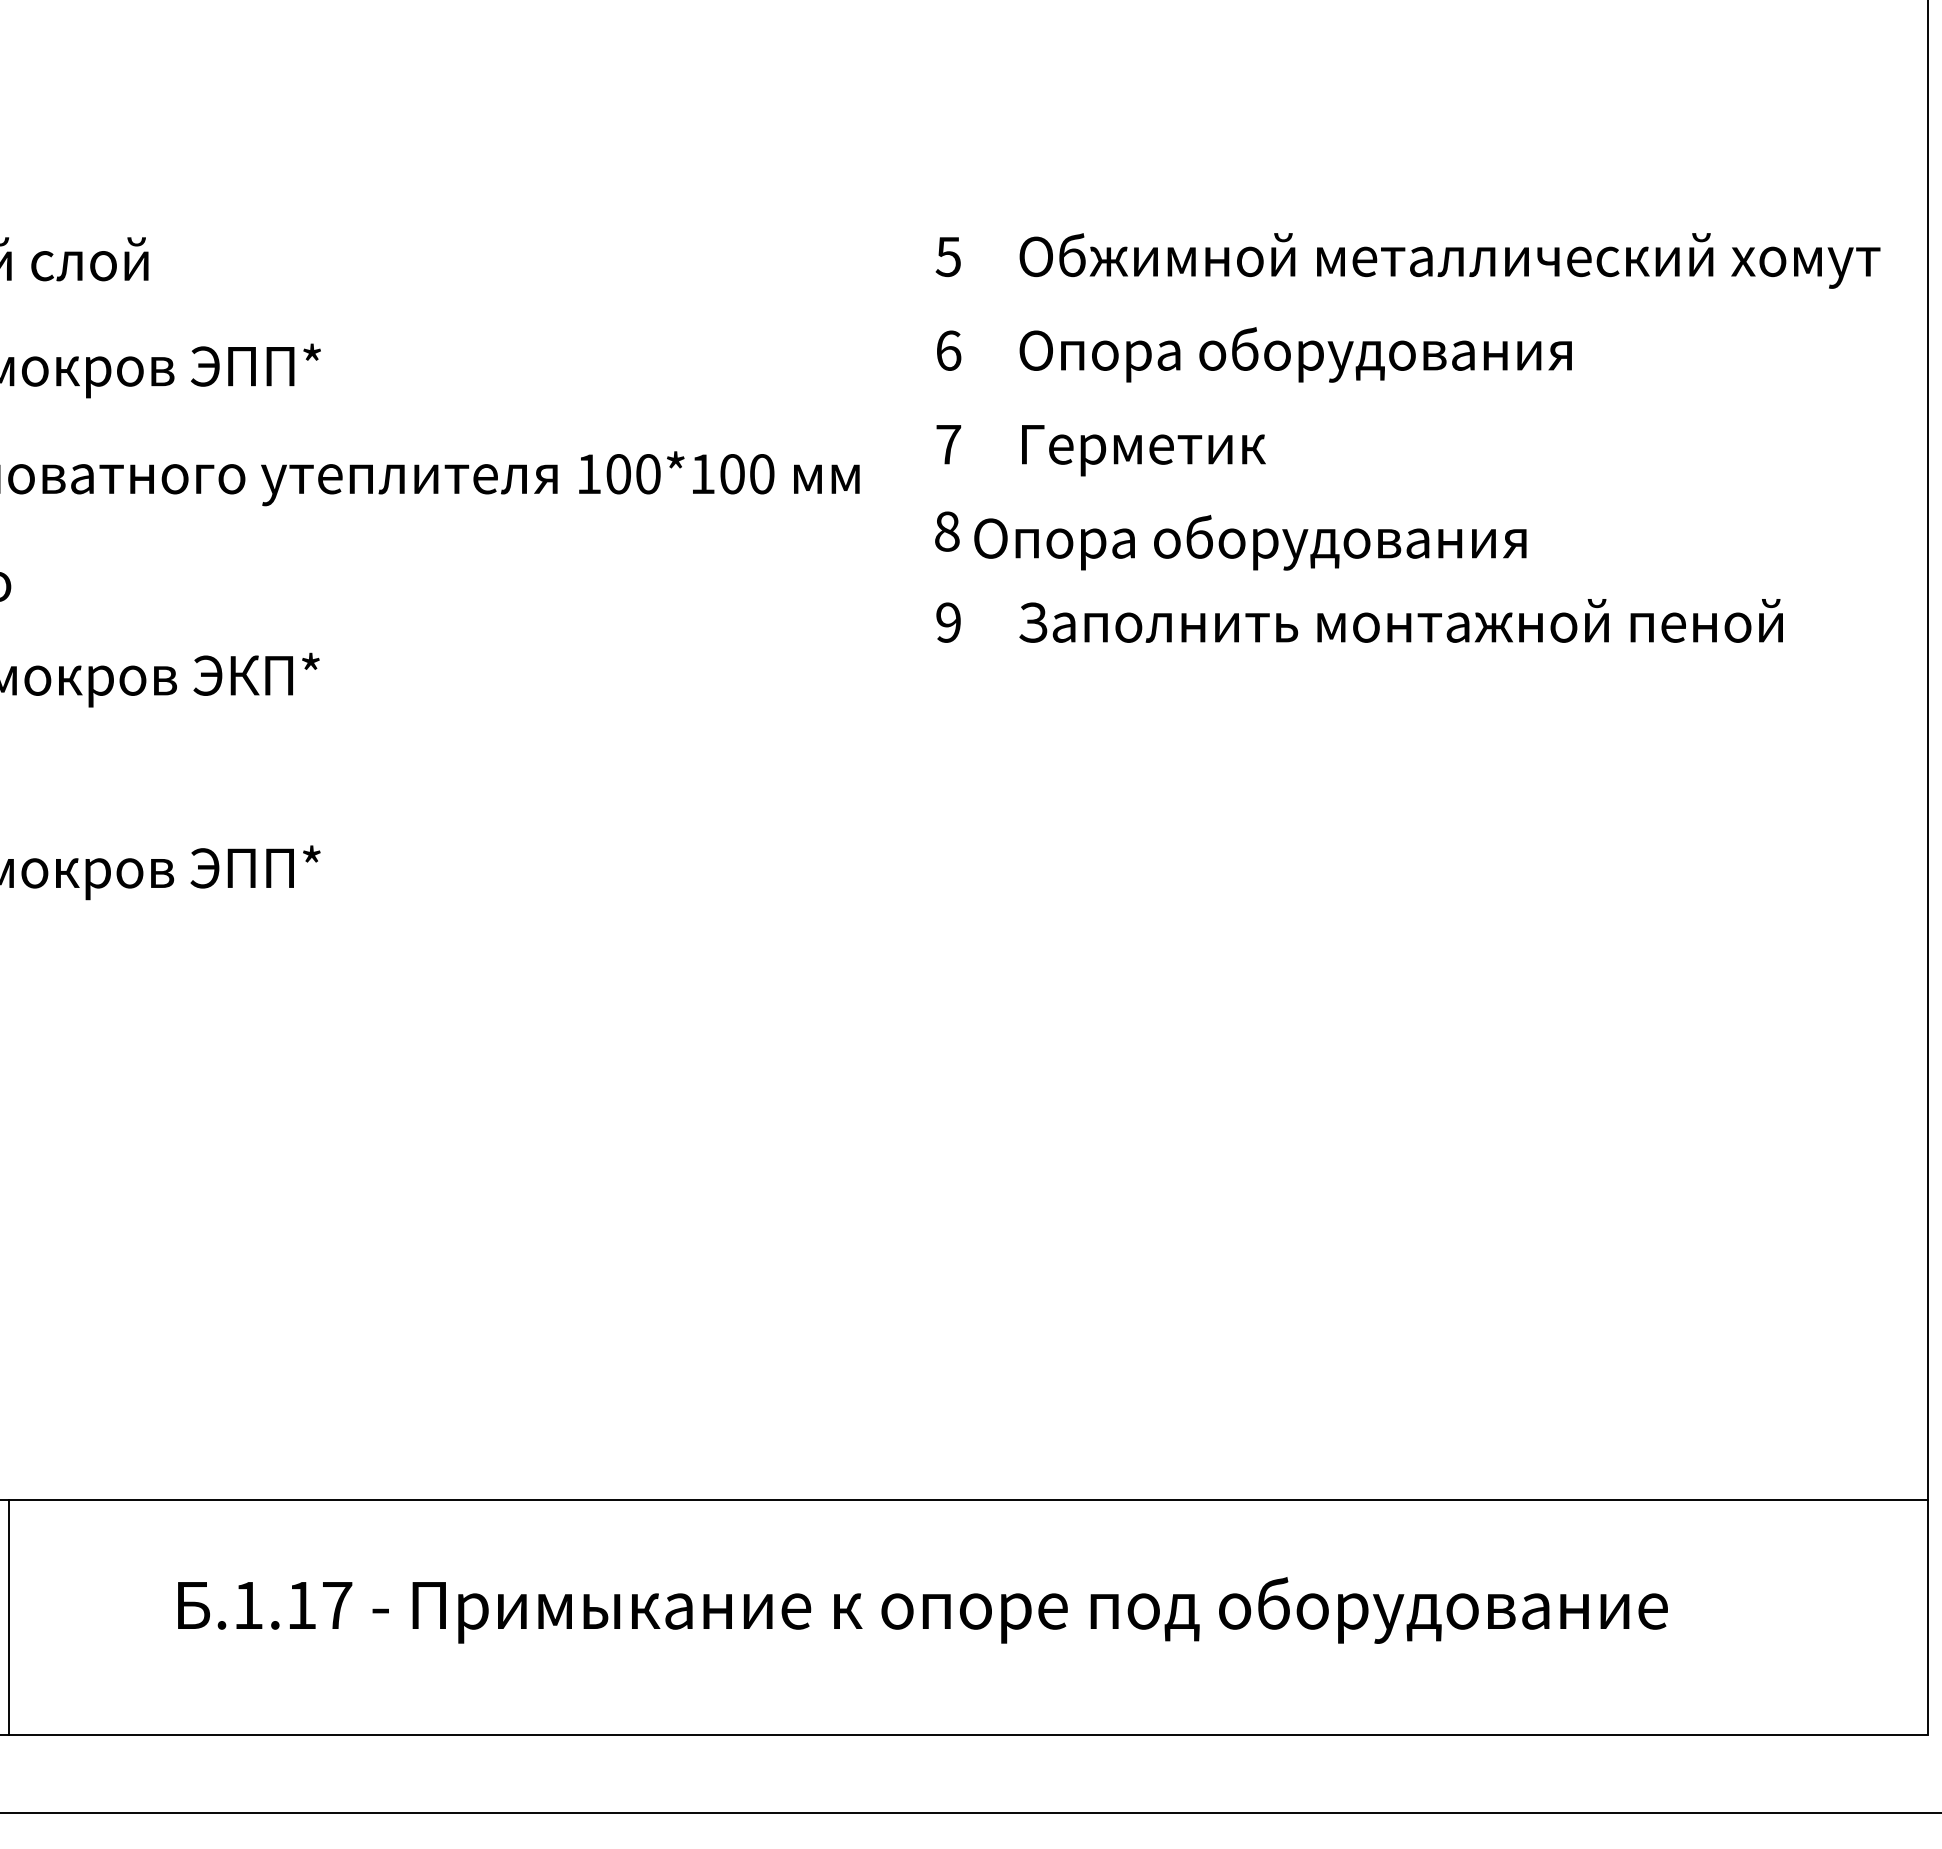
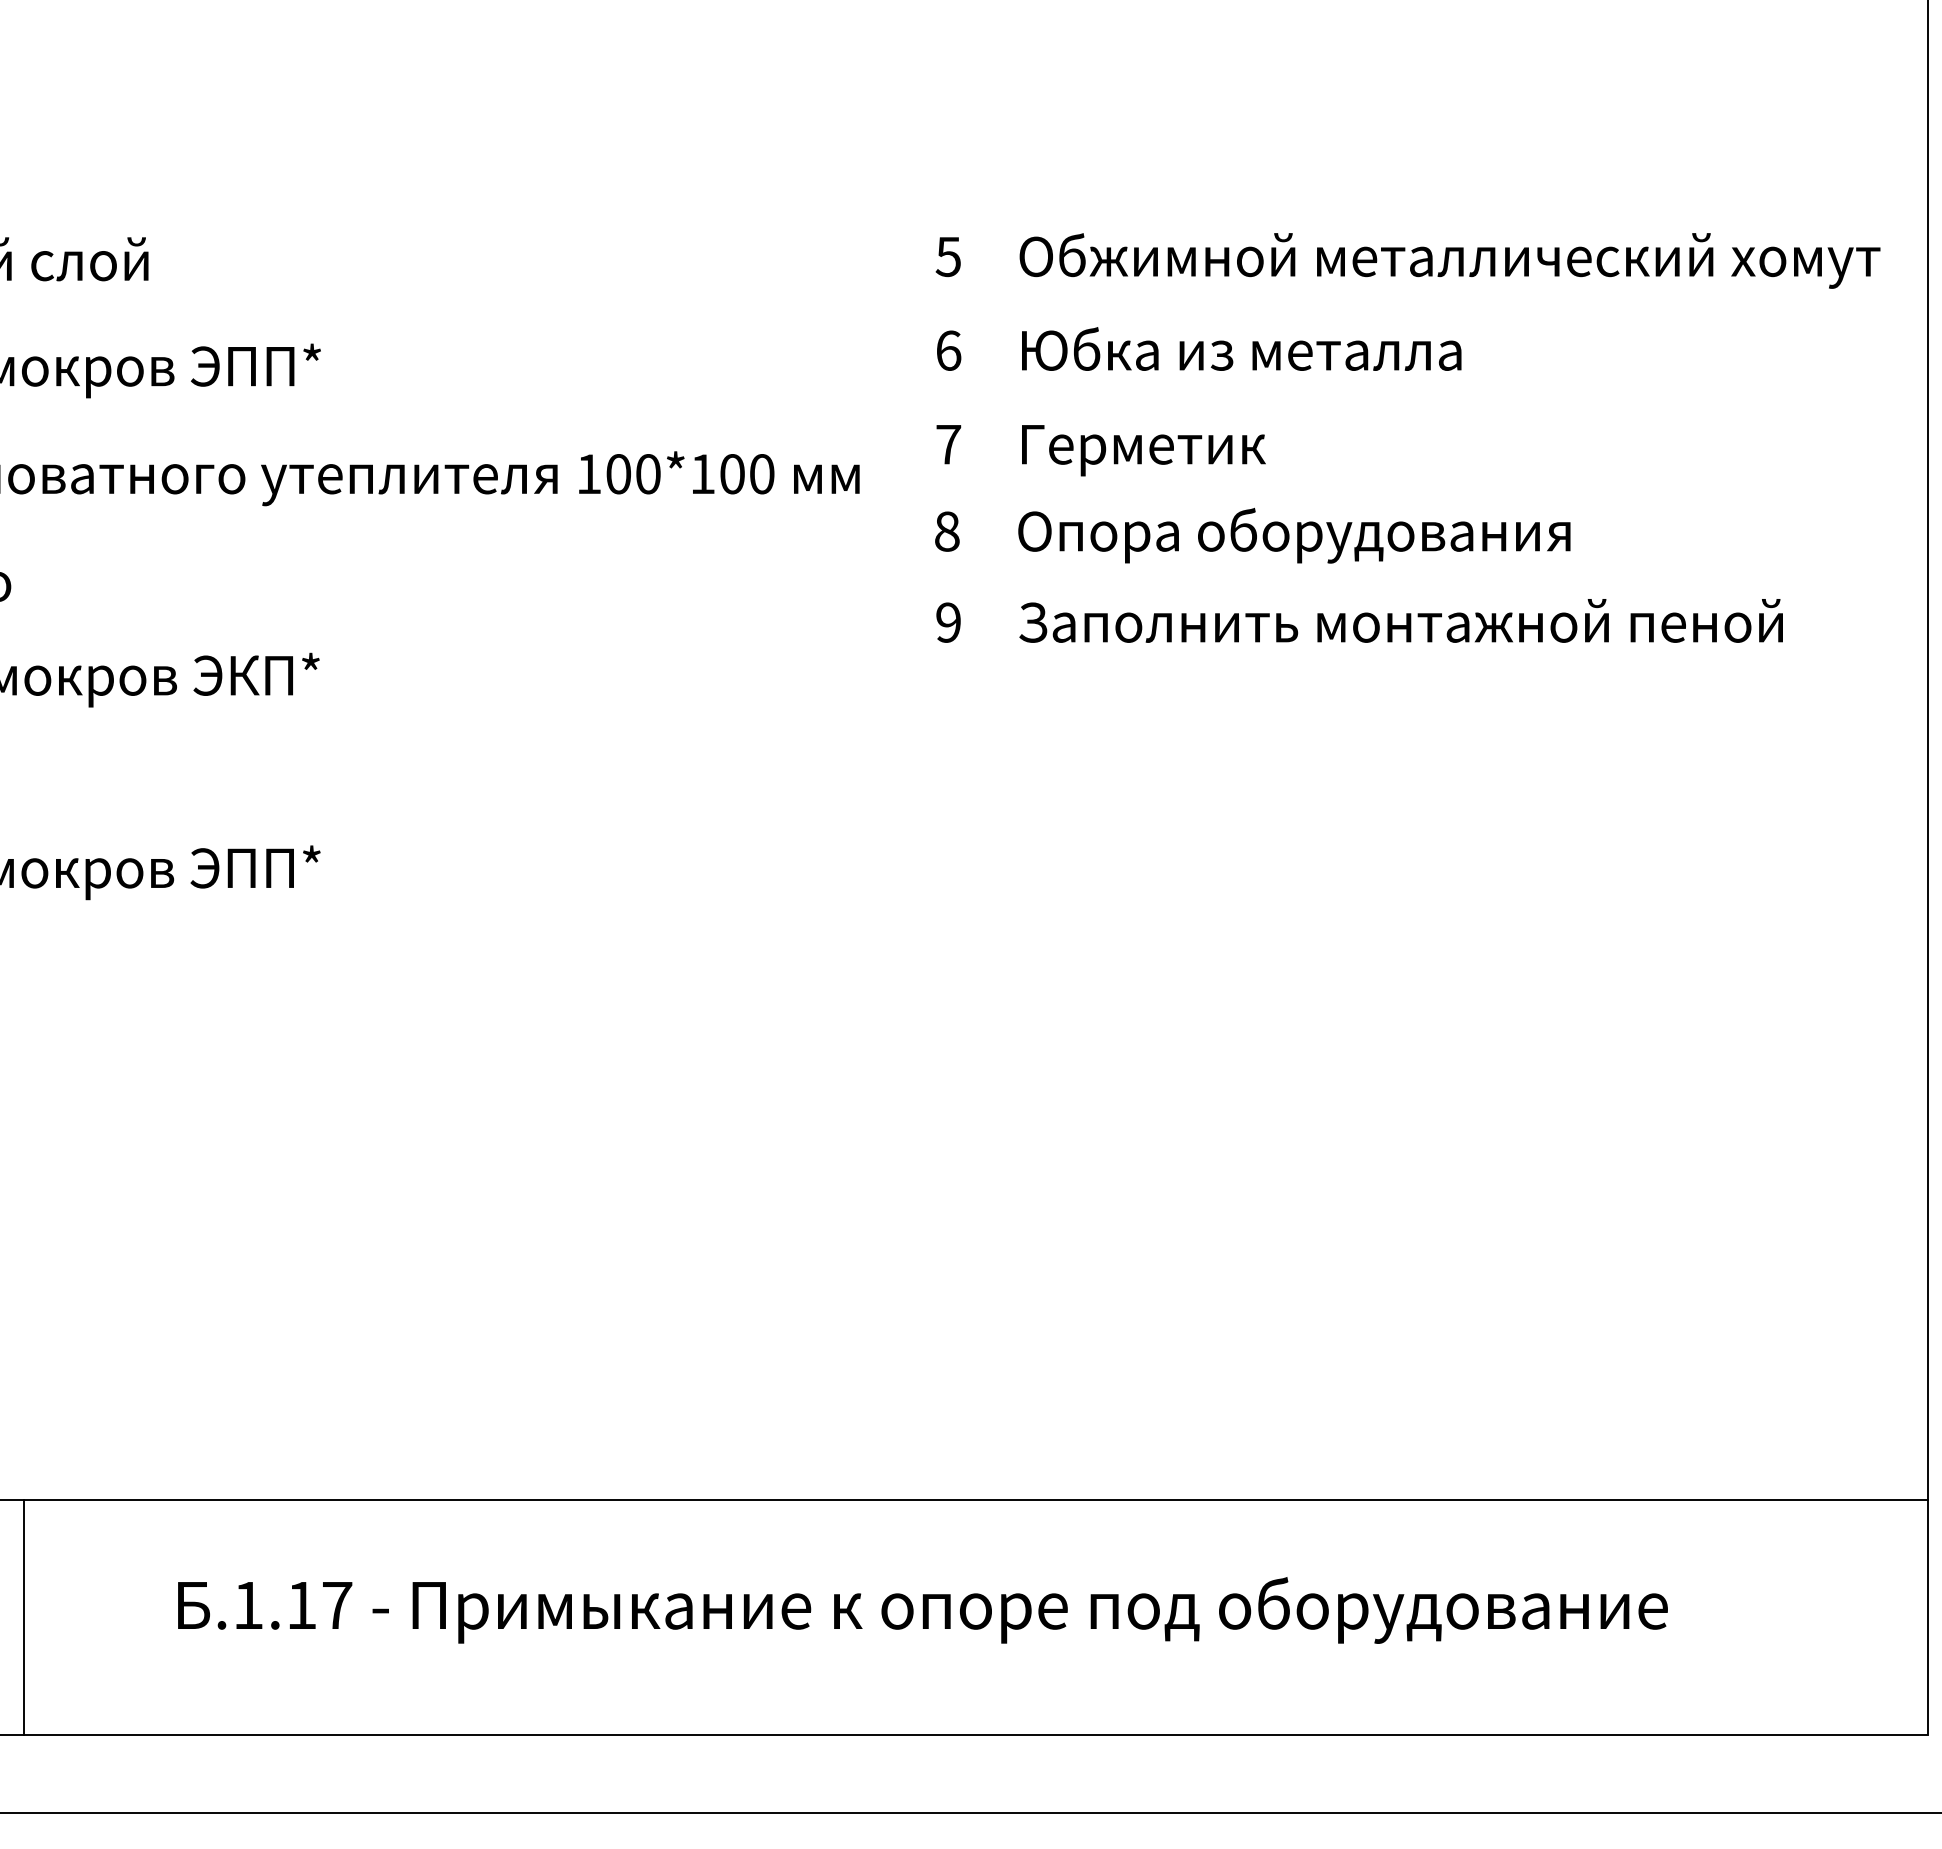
text: Опора оборудования -> Юбка из металла (1295, 354)
text position: (1250, 542) -> (1294, 535) (1294, 535)
line position: (8, 1617) -> (23, 1617) (23, 1617)
